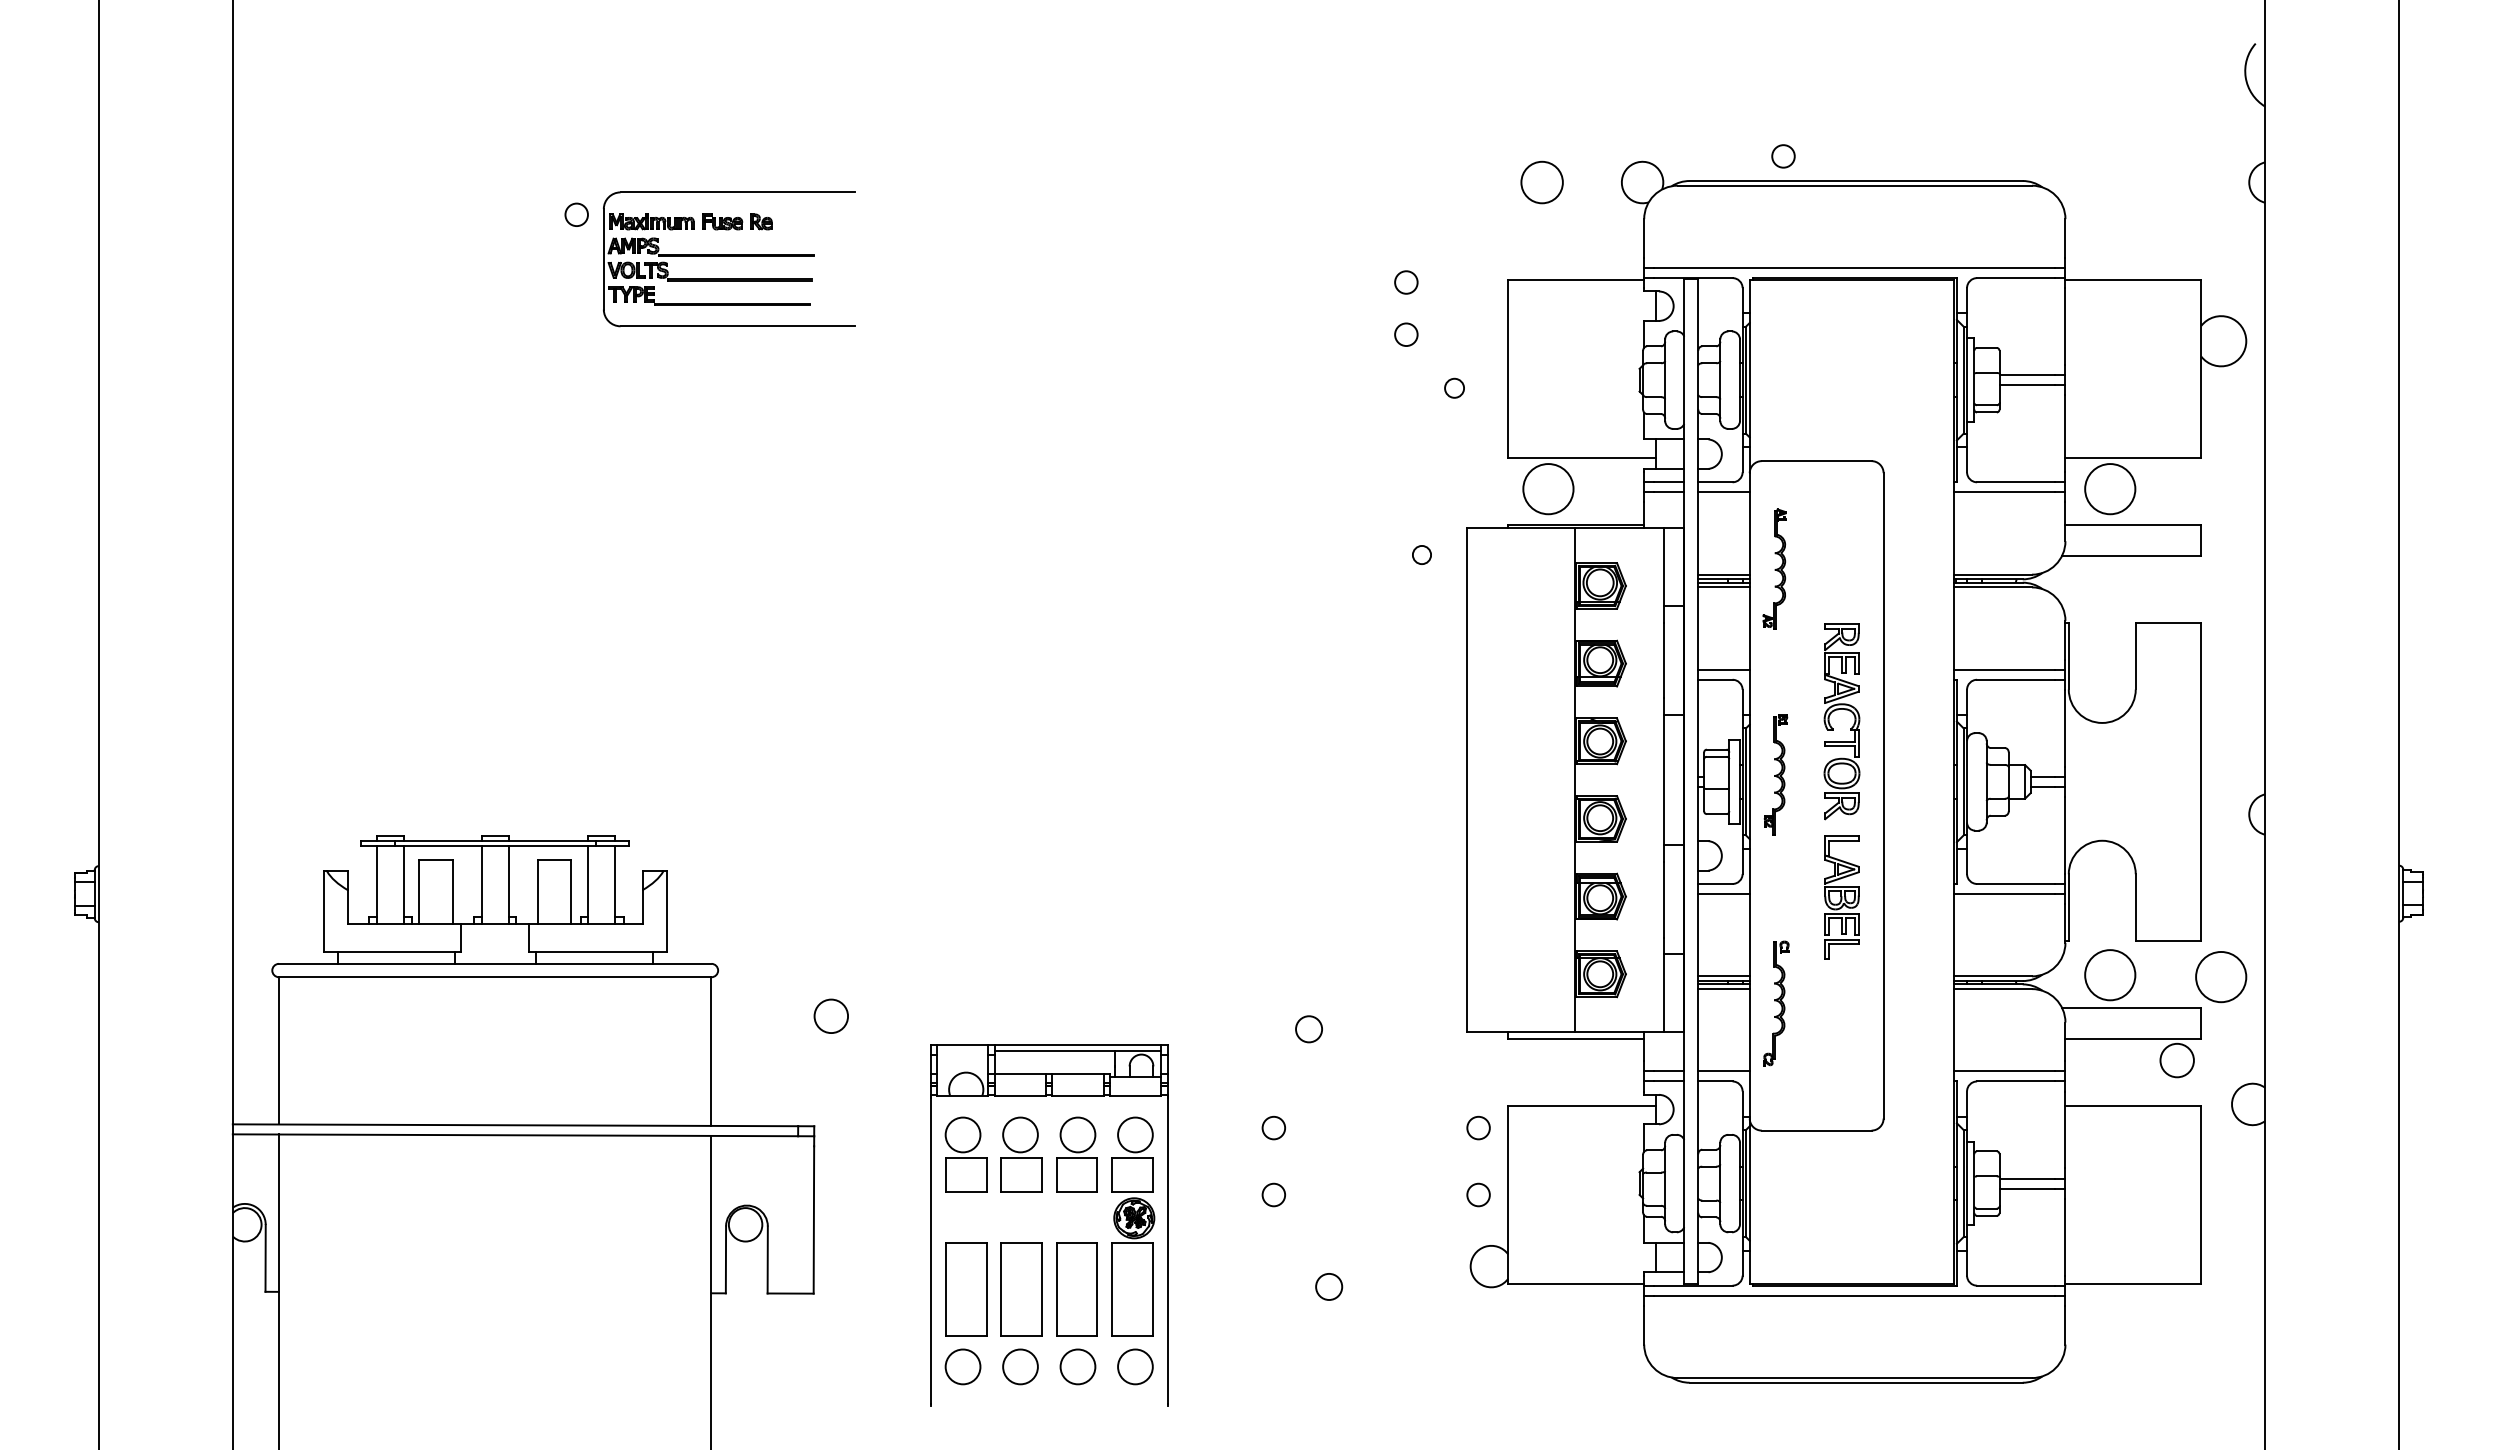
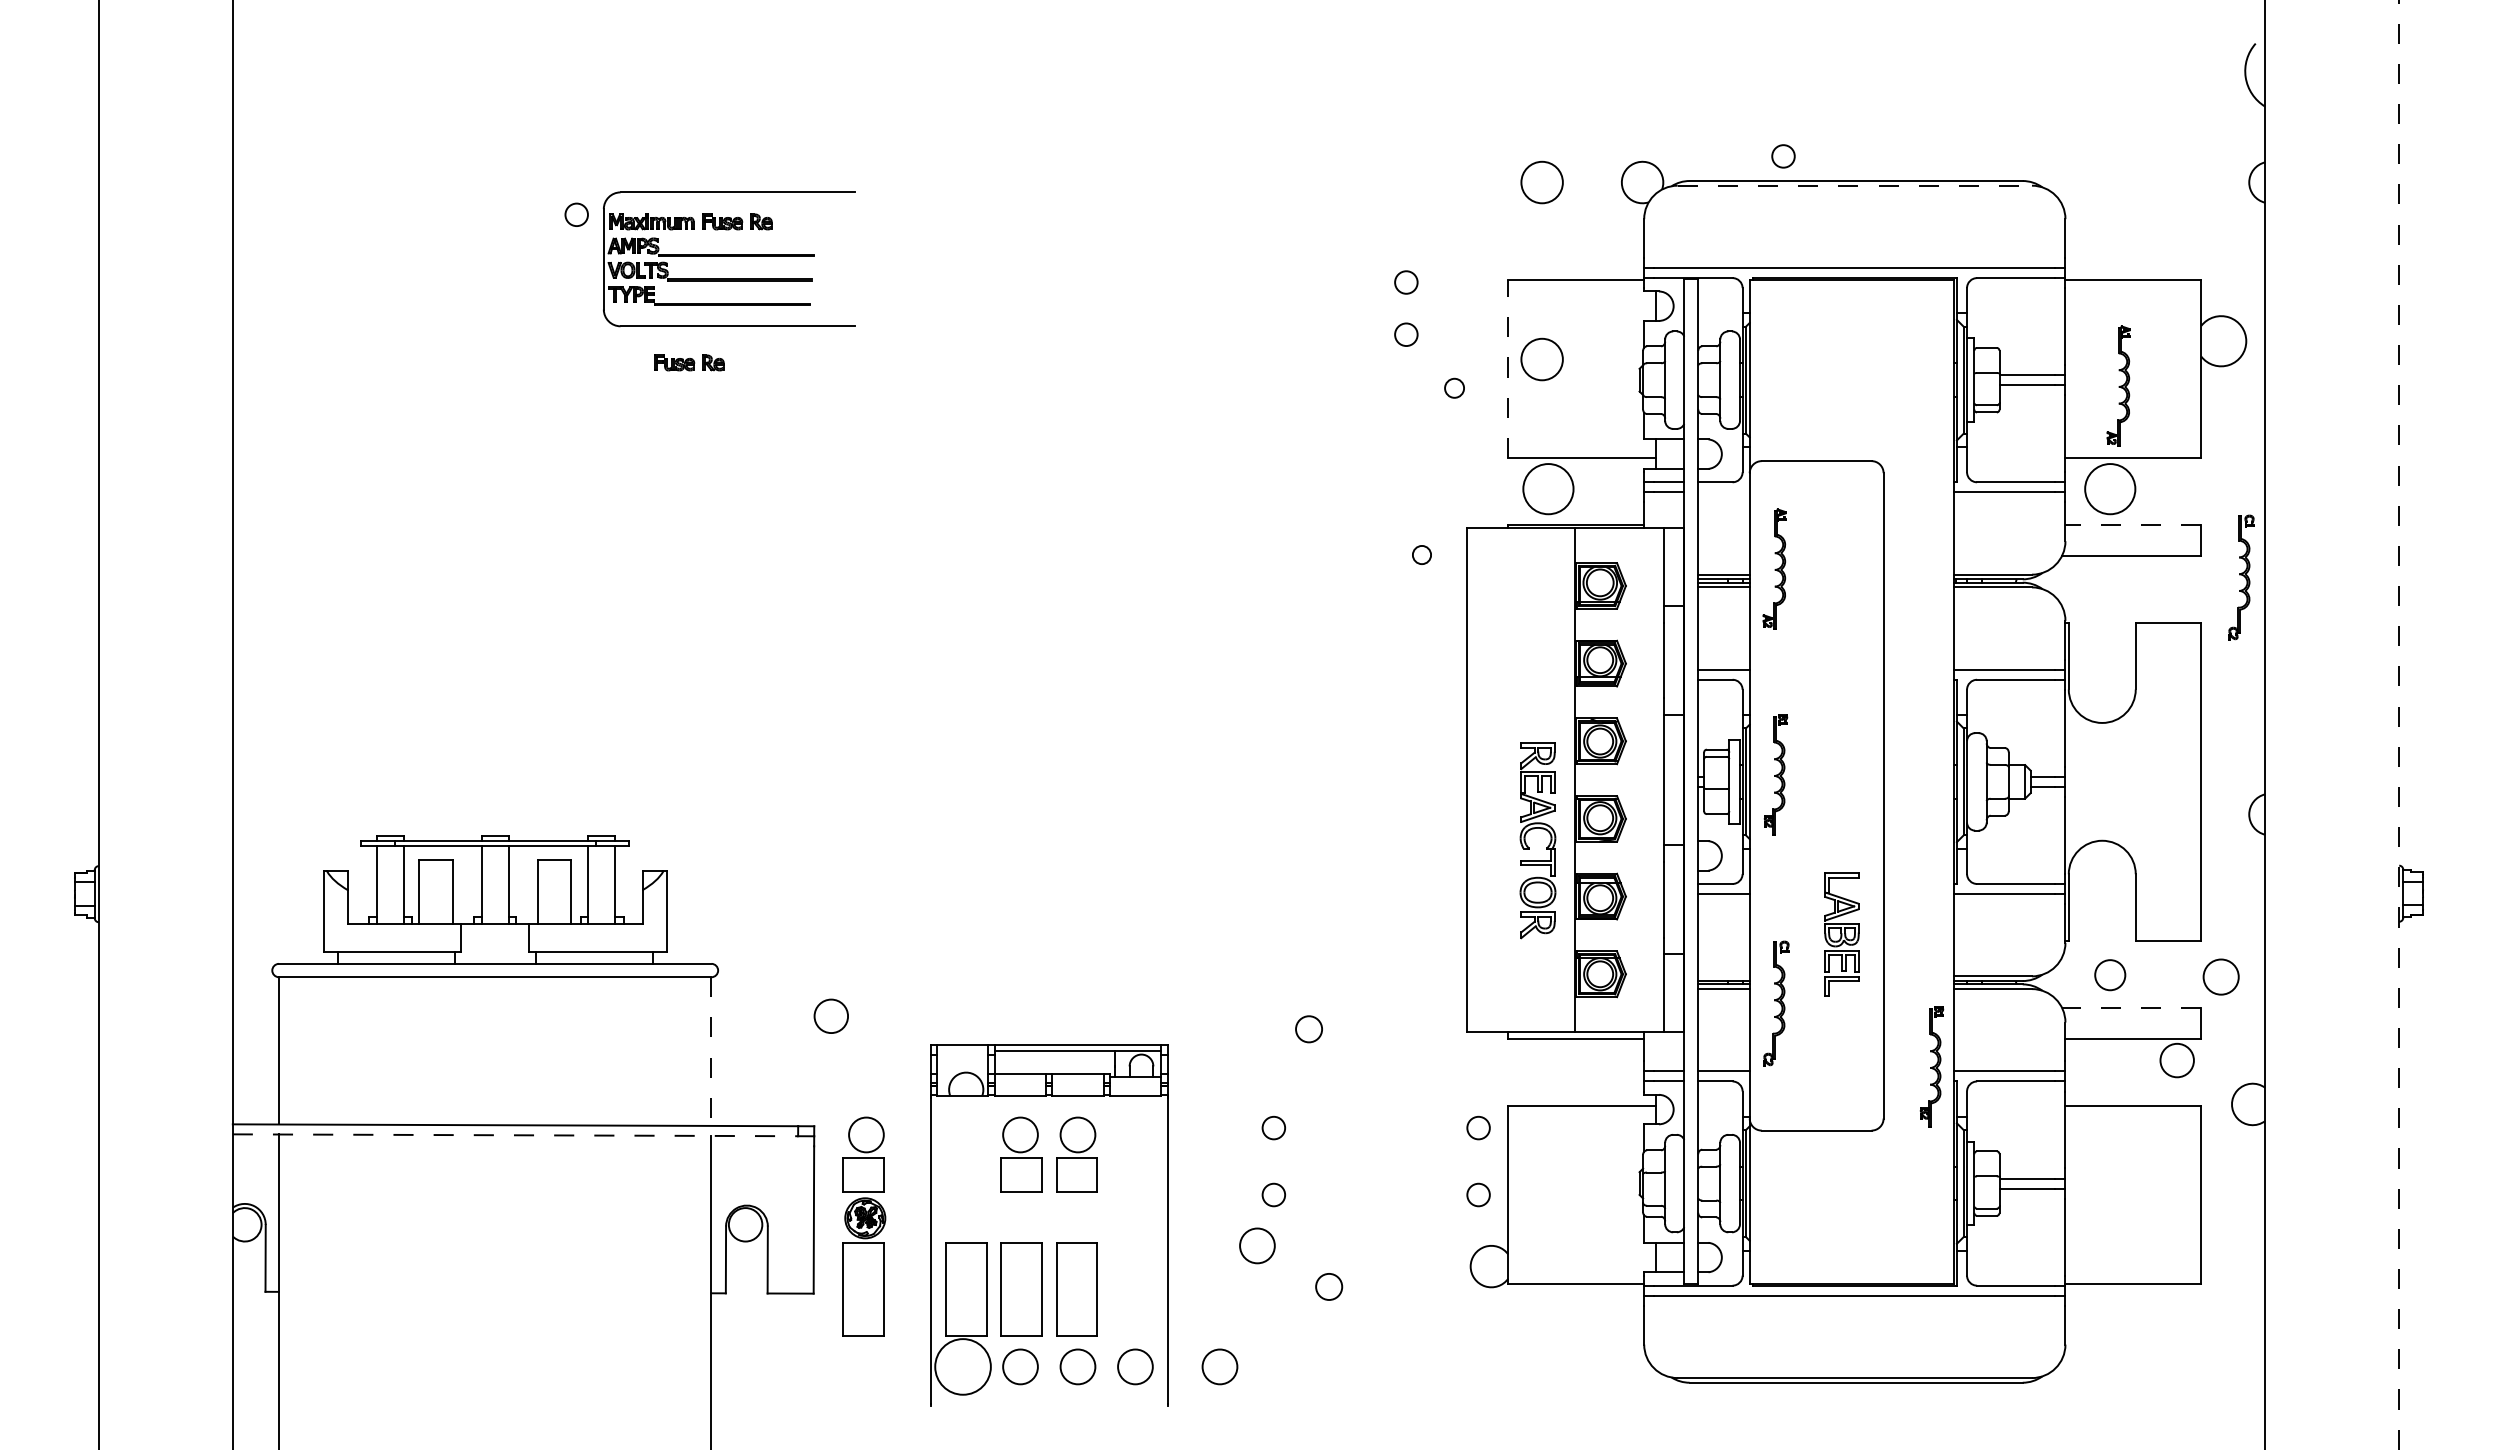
line: solid -> dashed (1855, 185)
circle: none -> present (1541, 359)
part: none -> present (689, 362)
line: solid -> dashed (1508, 368)
part: none -> present (2118, 385)
line: present -> none (1723, 492)
line: solid -> dashed (2133, 524)
part: none -> present (2241, 577)
line: solid -> dashed (2399, 724)
part position: (1833, 728) -> (1529, 847) (1529, 847)
part position: (1841, 897) -> (1841, 934) (1841, 934)
circle diameter: 50 px -> 30 px (2110, 975)
line: present -> none (1723, 976)
circle diameter: 50 px -> 35 px (2220, 976)
line: solid -> dashed (2131, 1008)
line: solid -> dashed (711, 1052)
part: none -> present (1931, 1066)
line: solid -> dashed (515, 1135)
part: present -> none (965, 1154)
part position: (1133, 1226) -> (864, 1226) (864, 1226)
circle: none -> present (1257, 1245)
circle diameter: 35 px -> 56 px (962, 1366)
circle: none -> present (1219, 1366)
